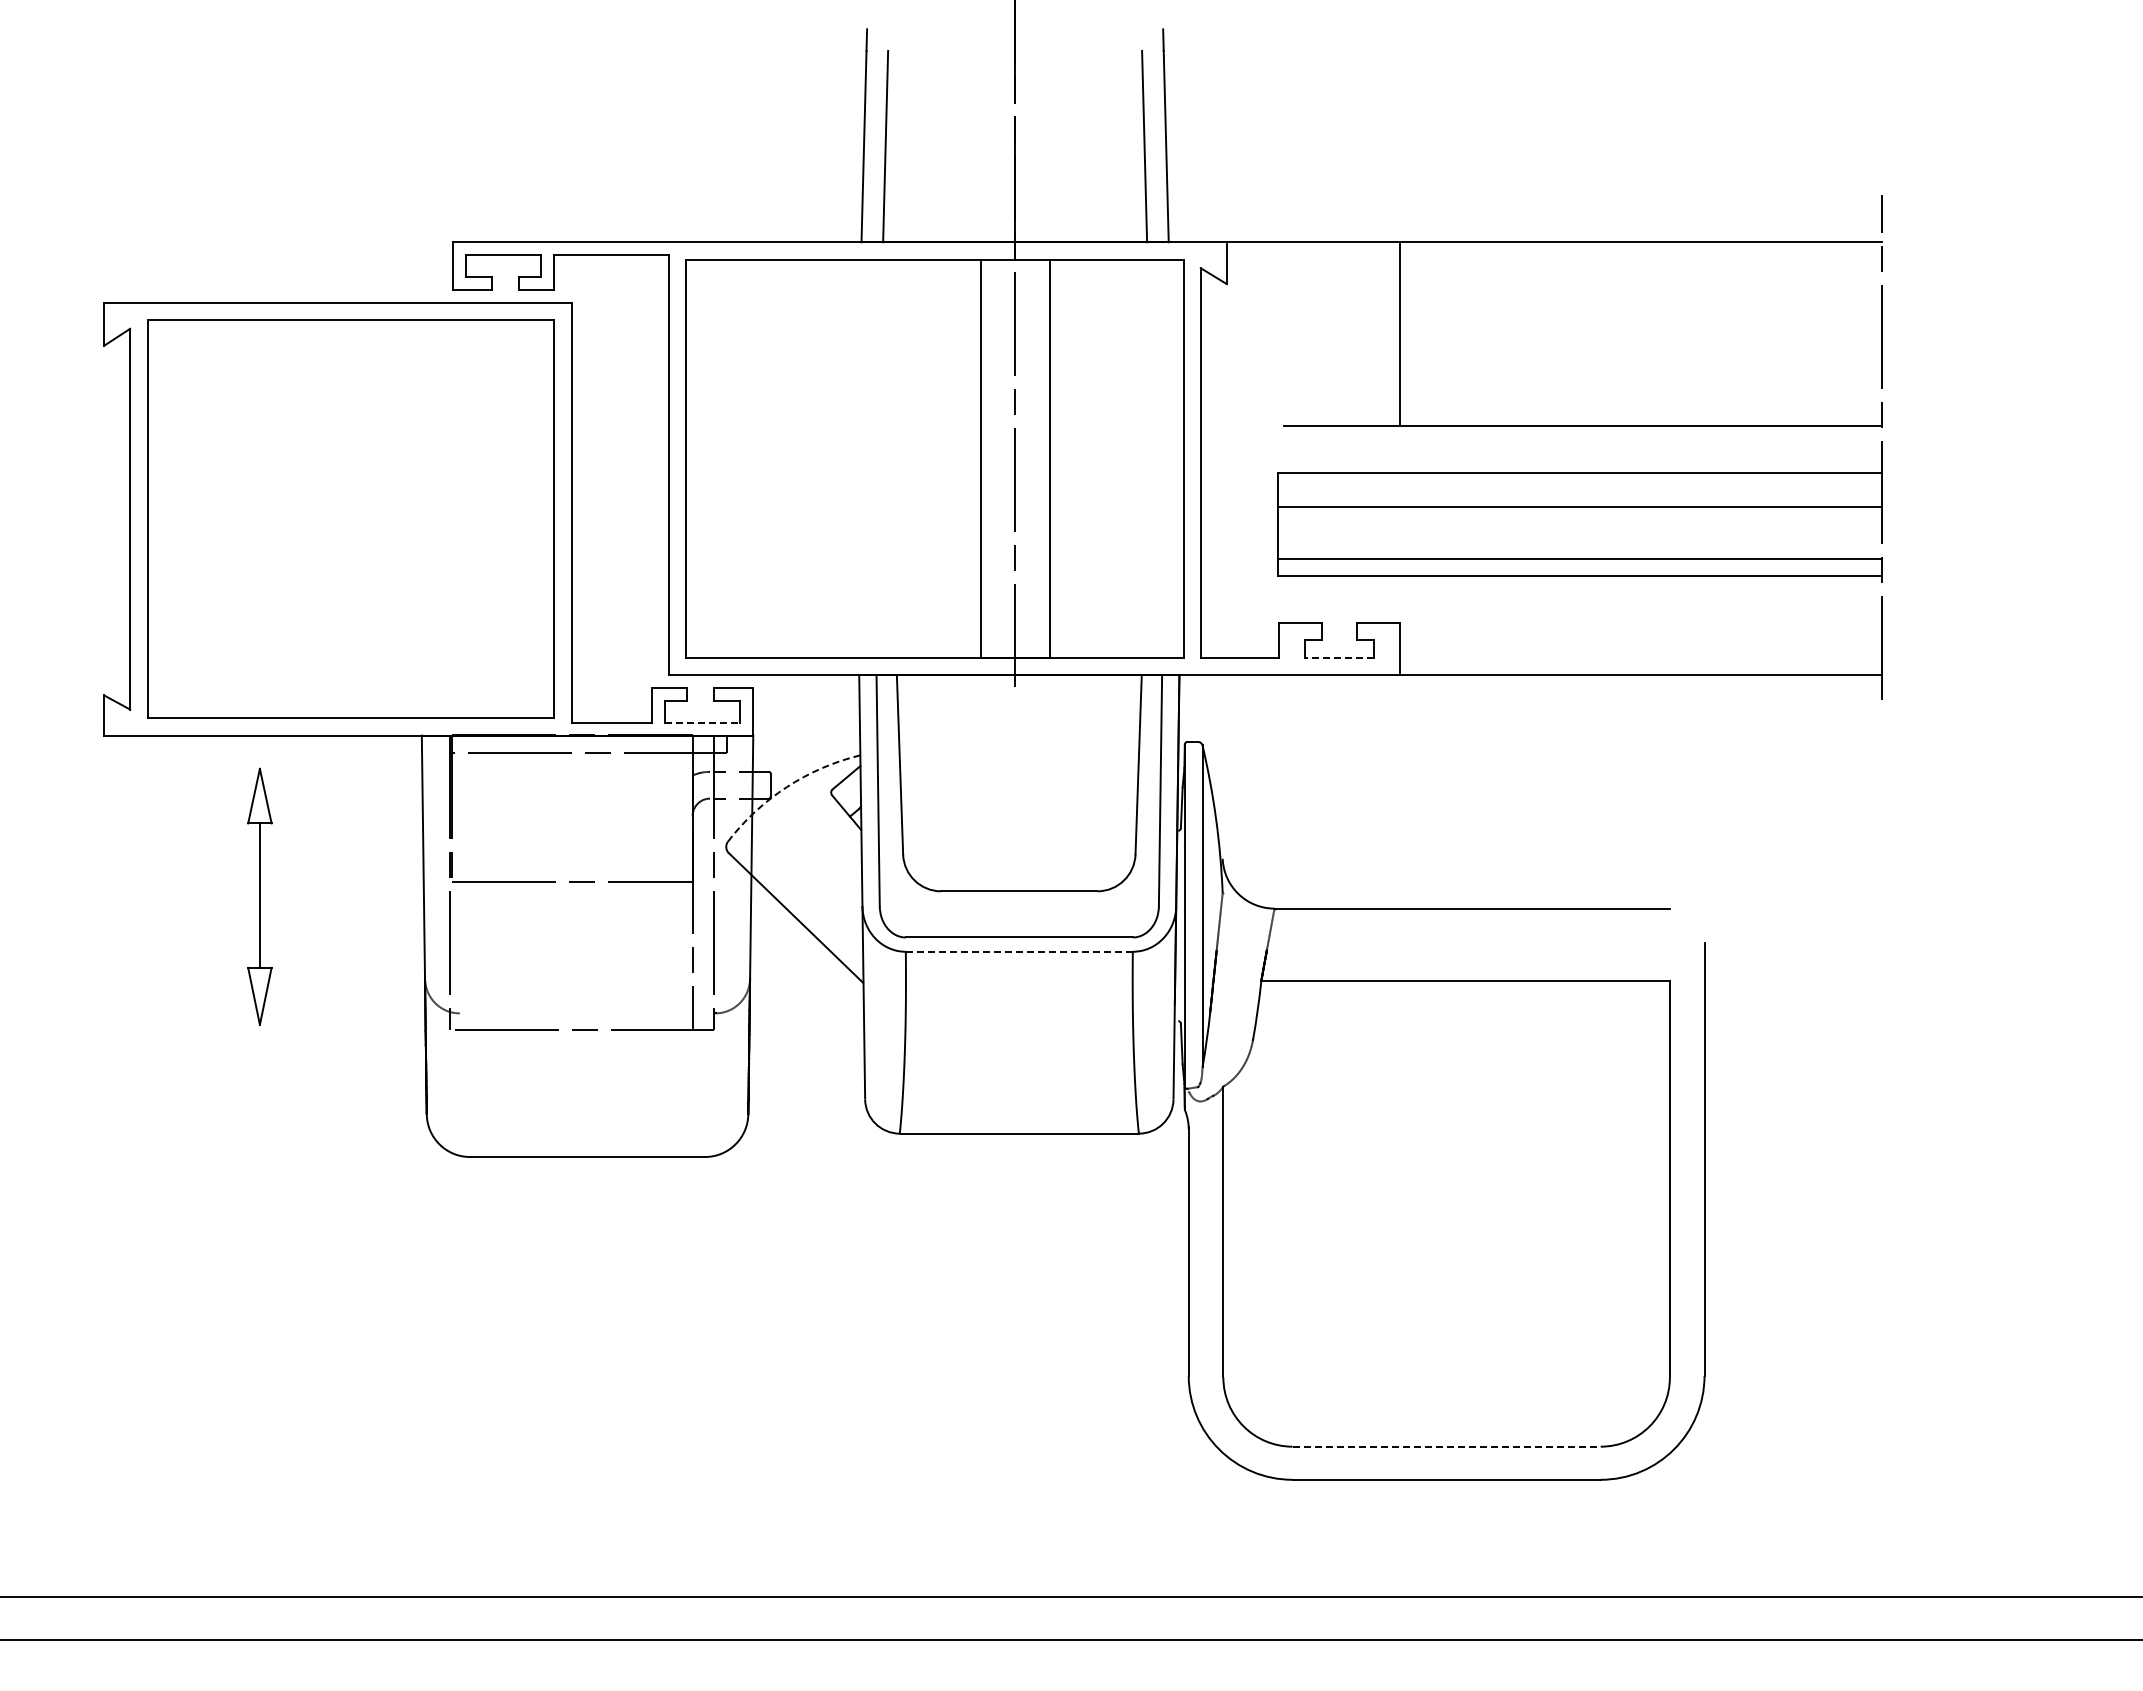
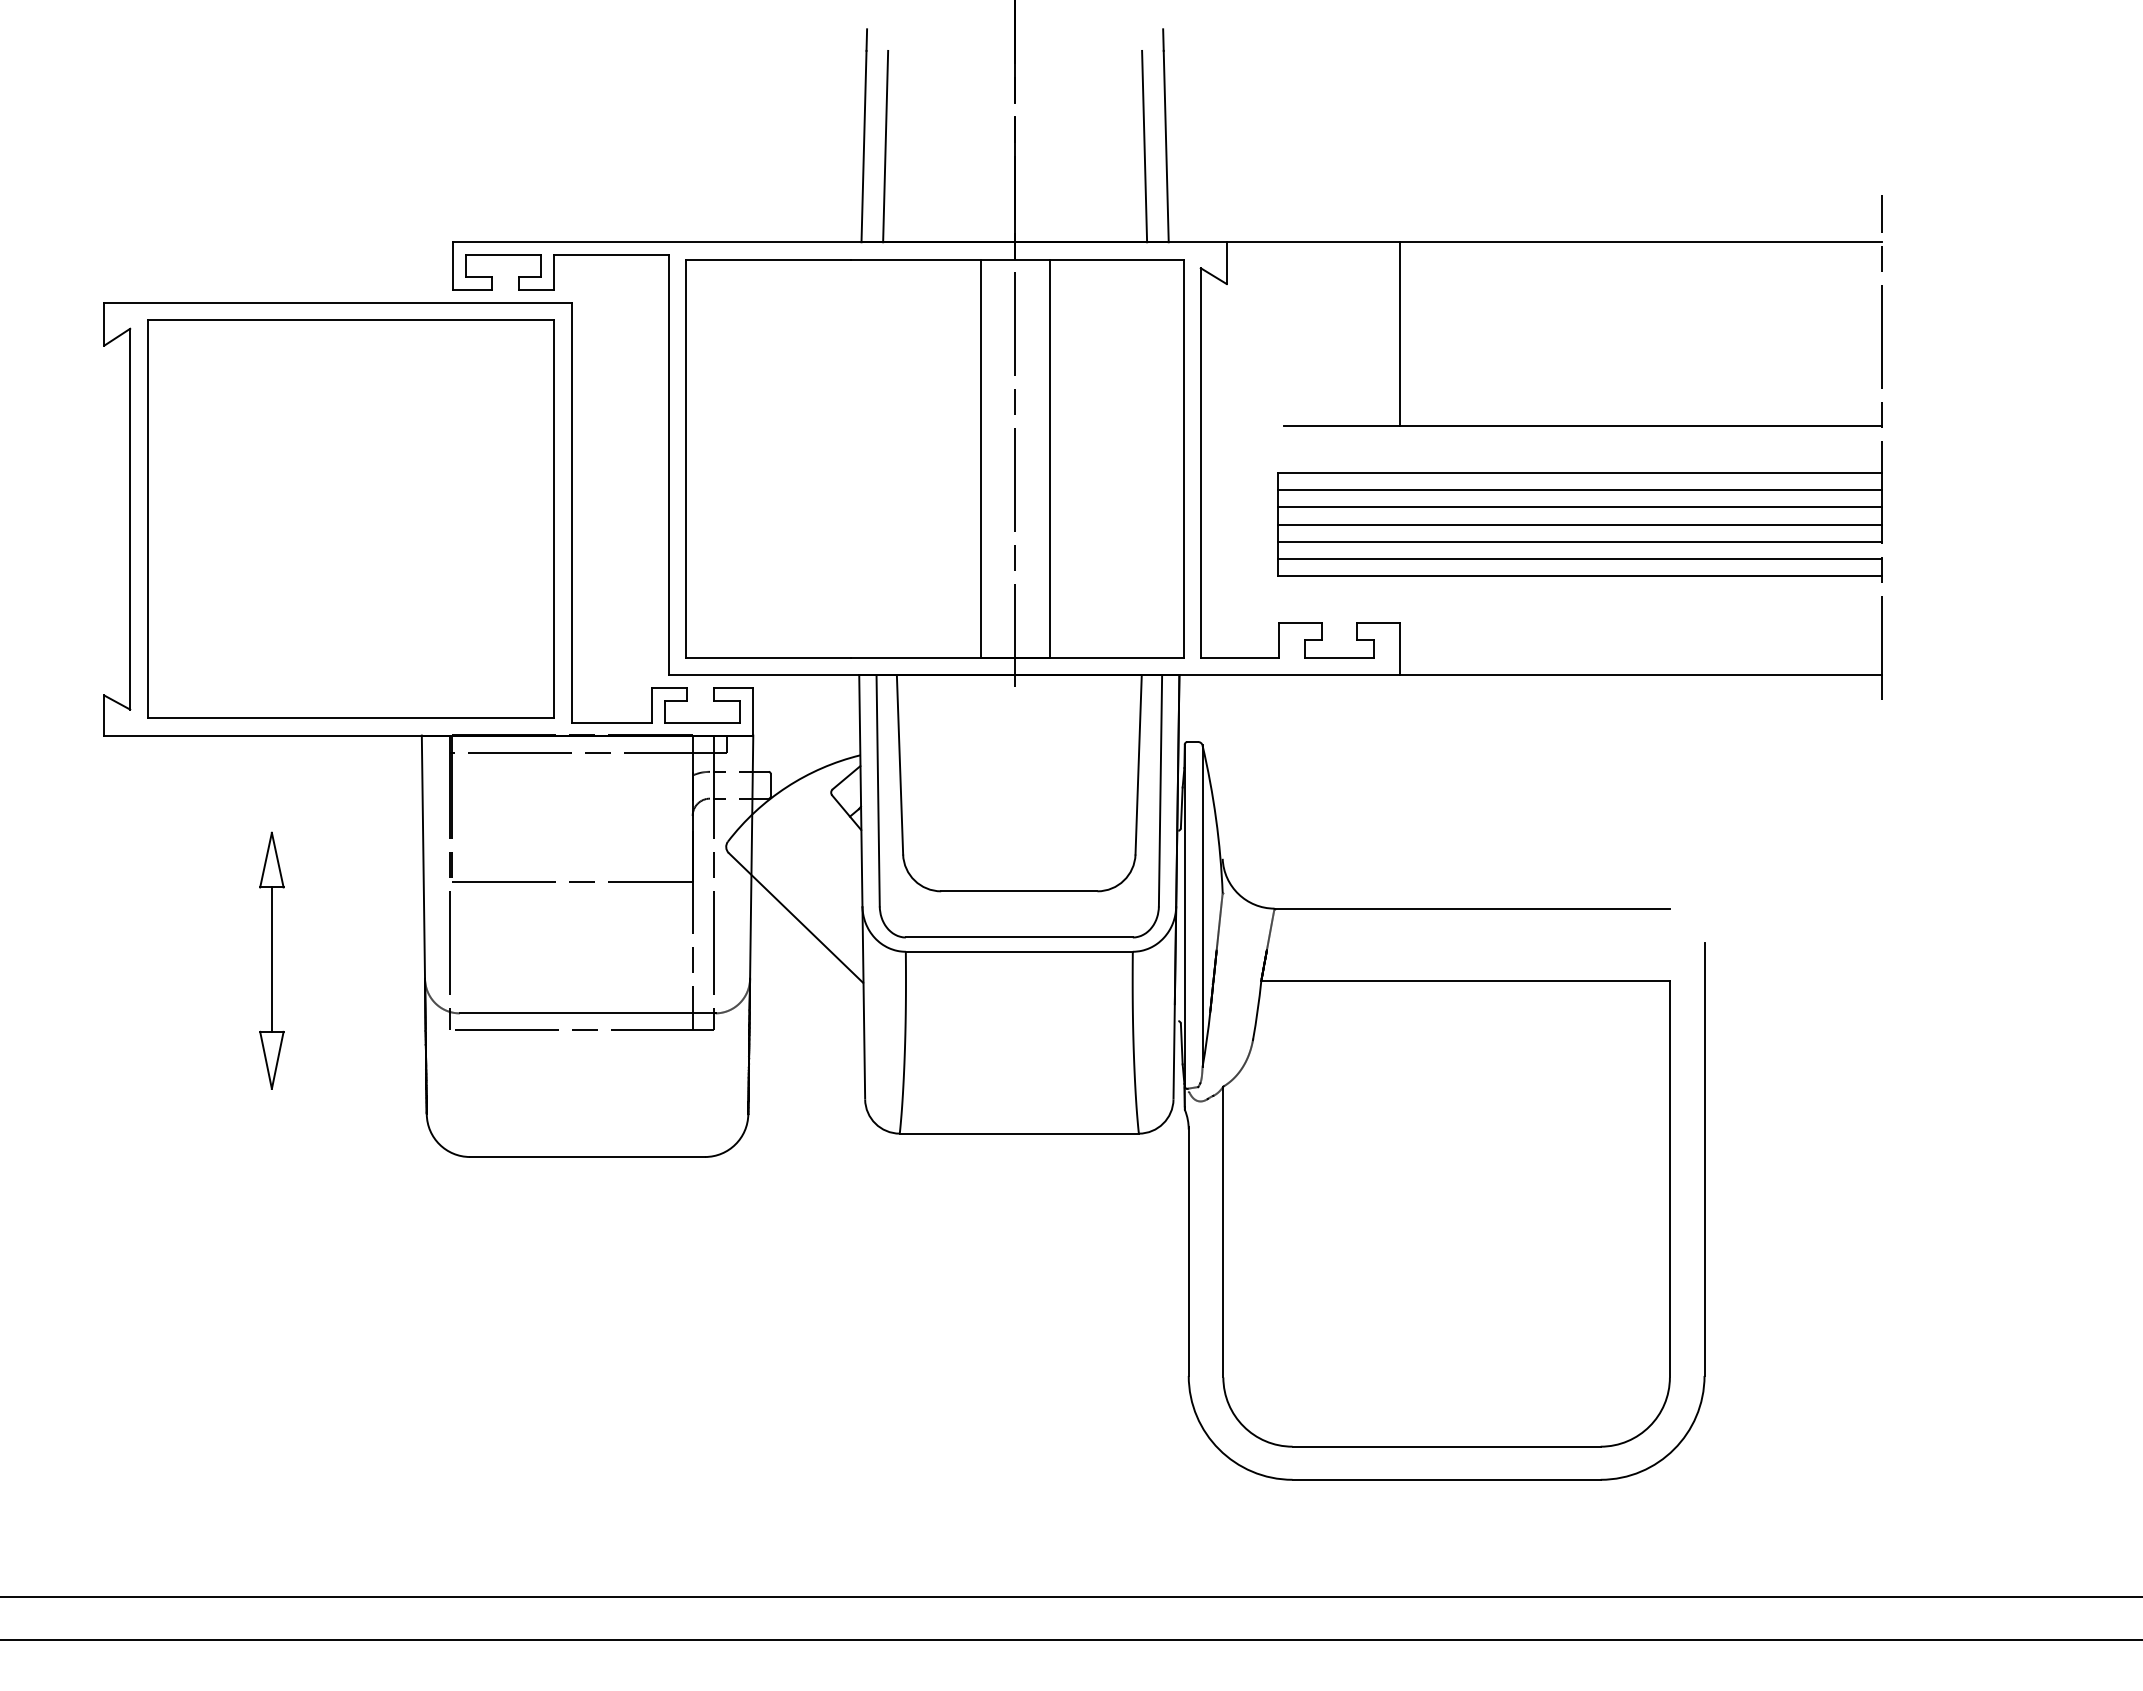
line: none -> present (1579, 489)
line: none -> present (1579, 524)
line: none -> present (1579, 541)
line: dashed -> solid (1339, 657)
line: dashed -> solid (703, 722)
arc: dashed -> solid (786, 787)
part position: (259, 896) -> (271, 960) (271, 960)
line: dashed -> solid (1019, 951)
line: none -> present (587, 1013)
line: dashed -> solid (1447, 1446)
